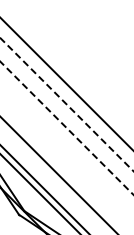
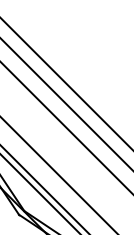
line: dashed -> solid (66, 104)
line: dashed -> solid (67, 128)
